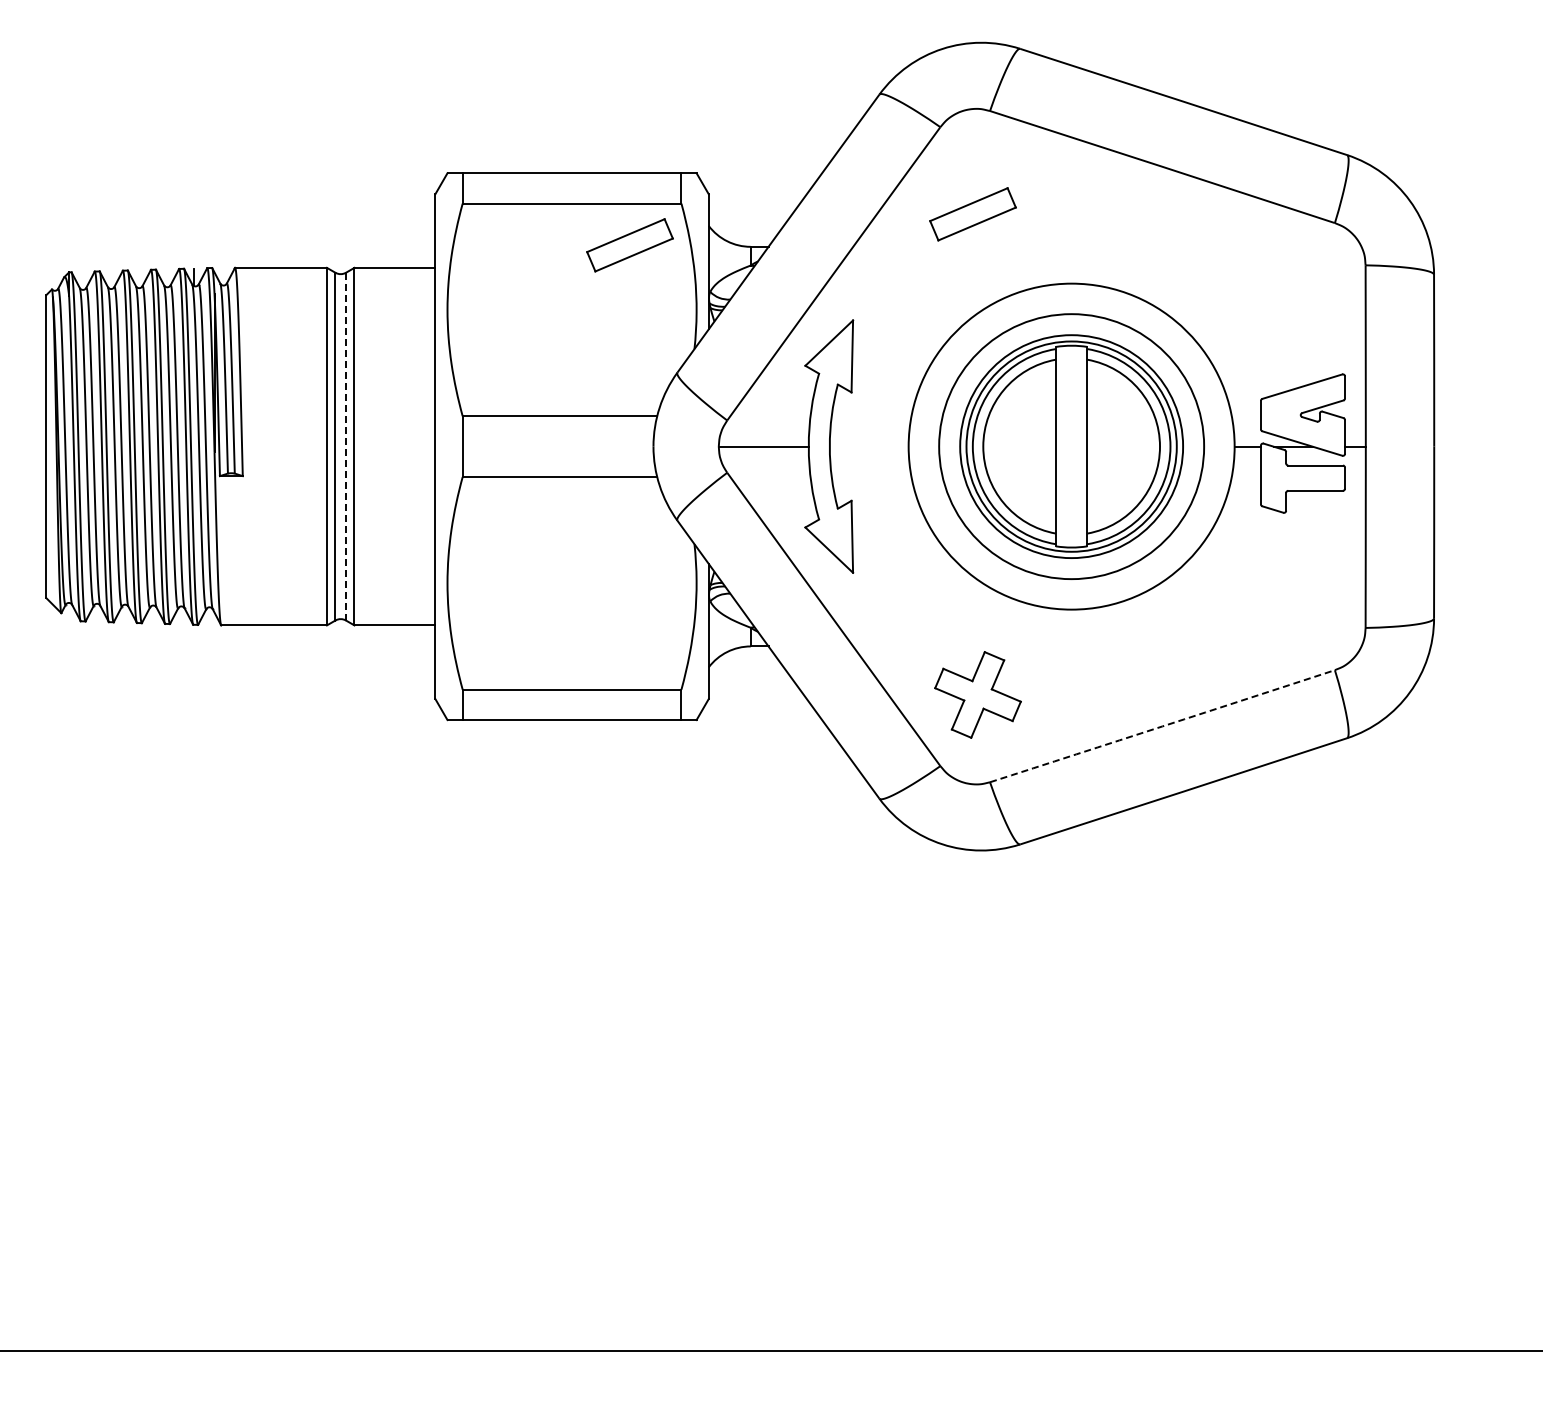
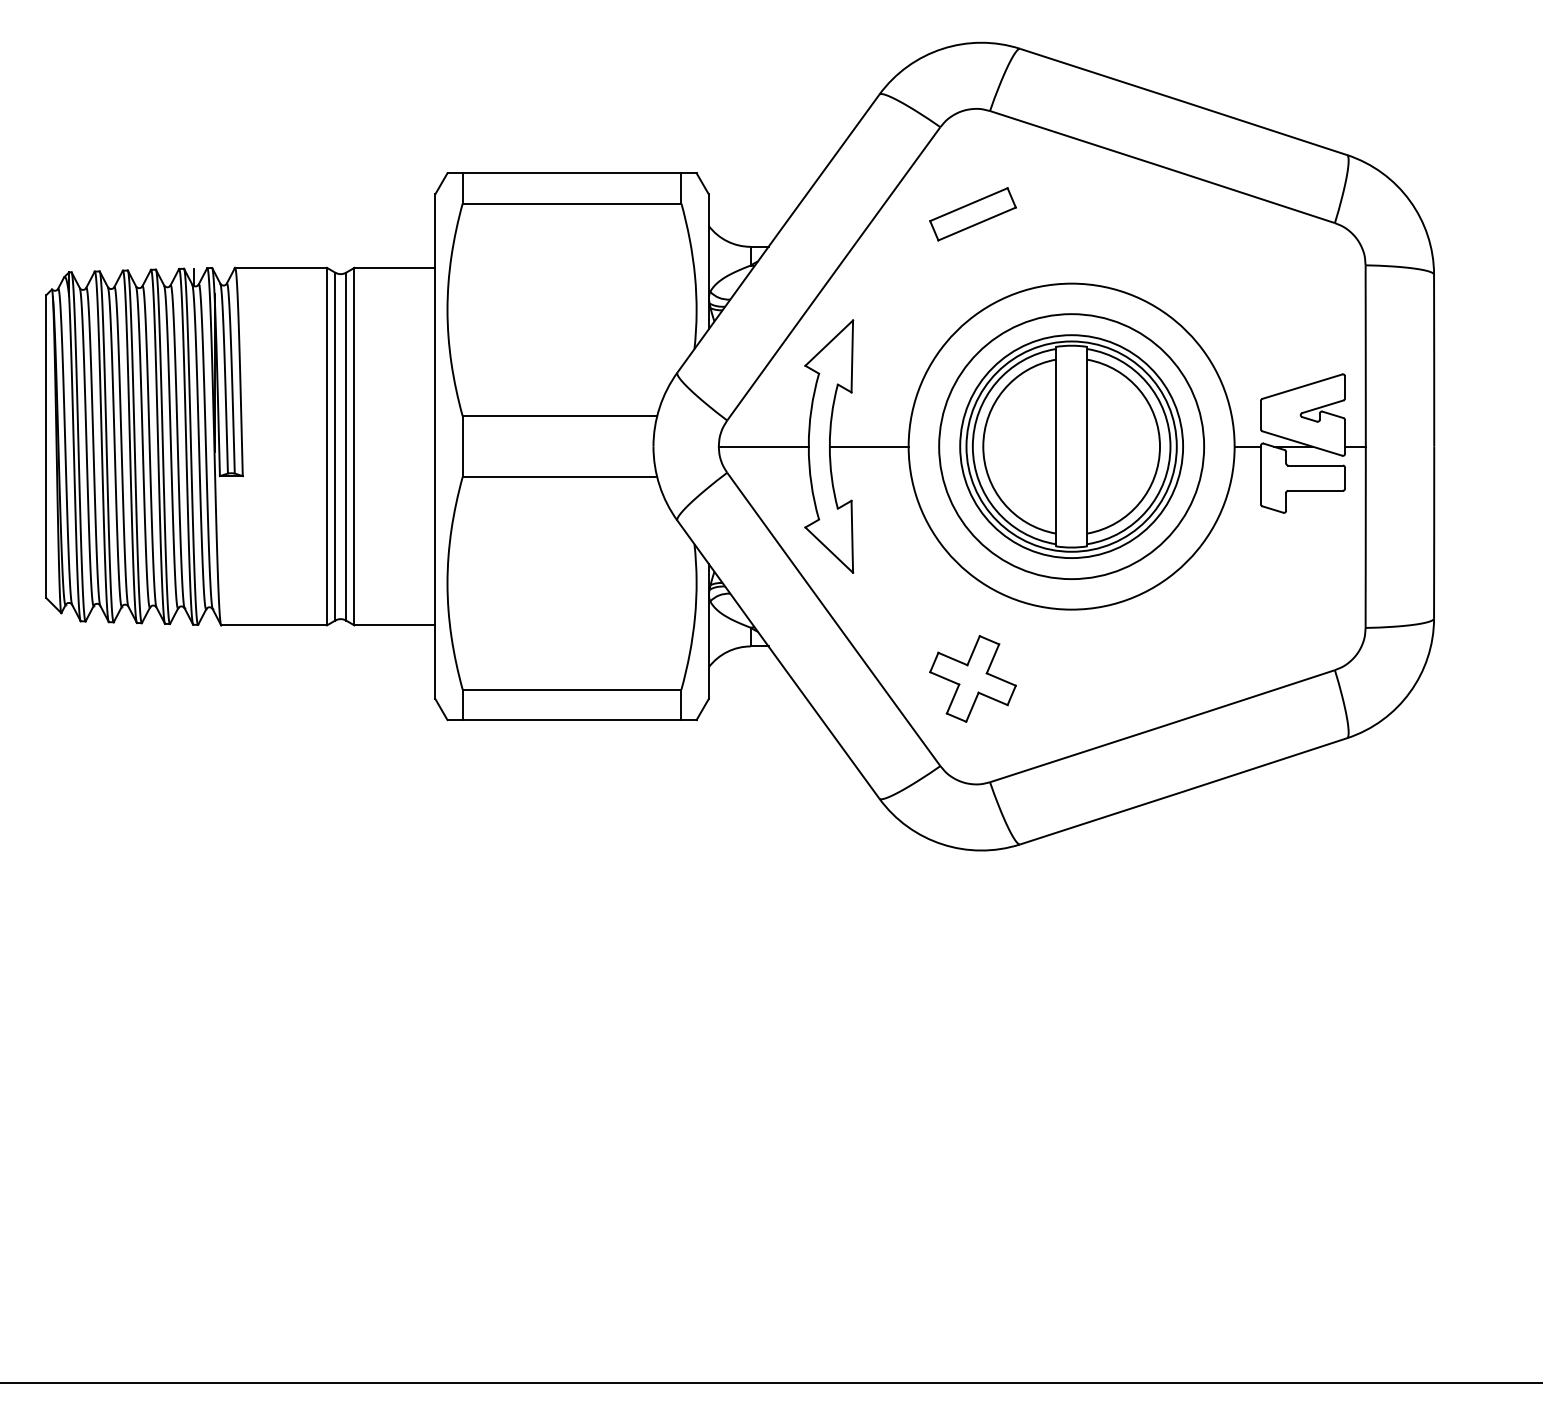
part: present -> none (629, 245)
line: dashed -> solid (345, 446)
line: none -> present (868, 446)
part position: (977, 694) -> (972, 678) (972, 678)
arc: dashed -> solid (1162, 726)
line position: (770, 1351) -> (770, 1383) (770, 1383)
